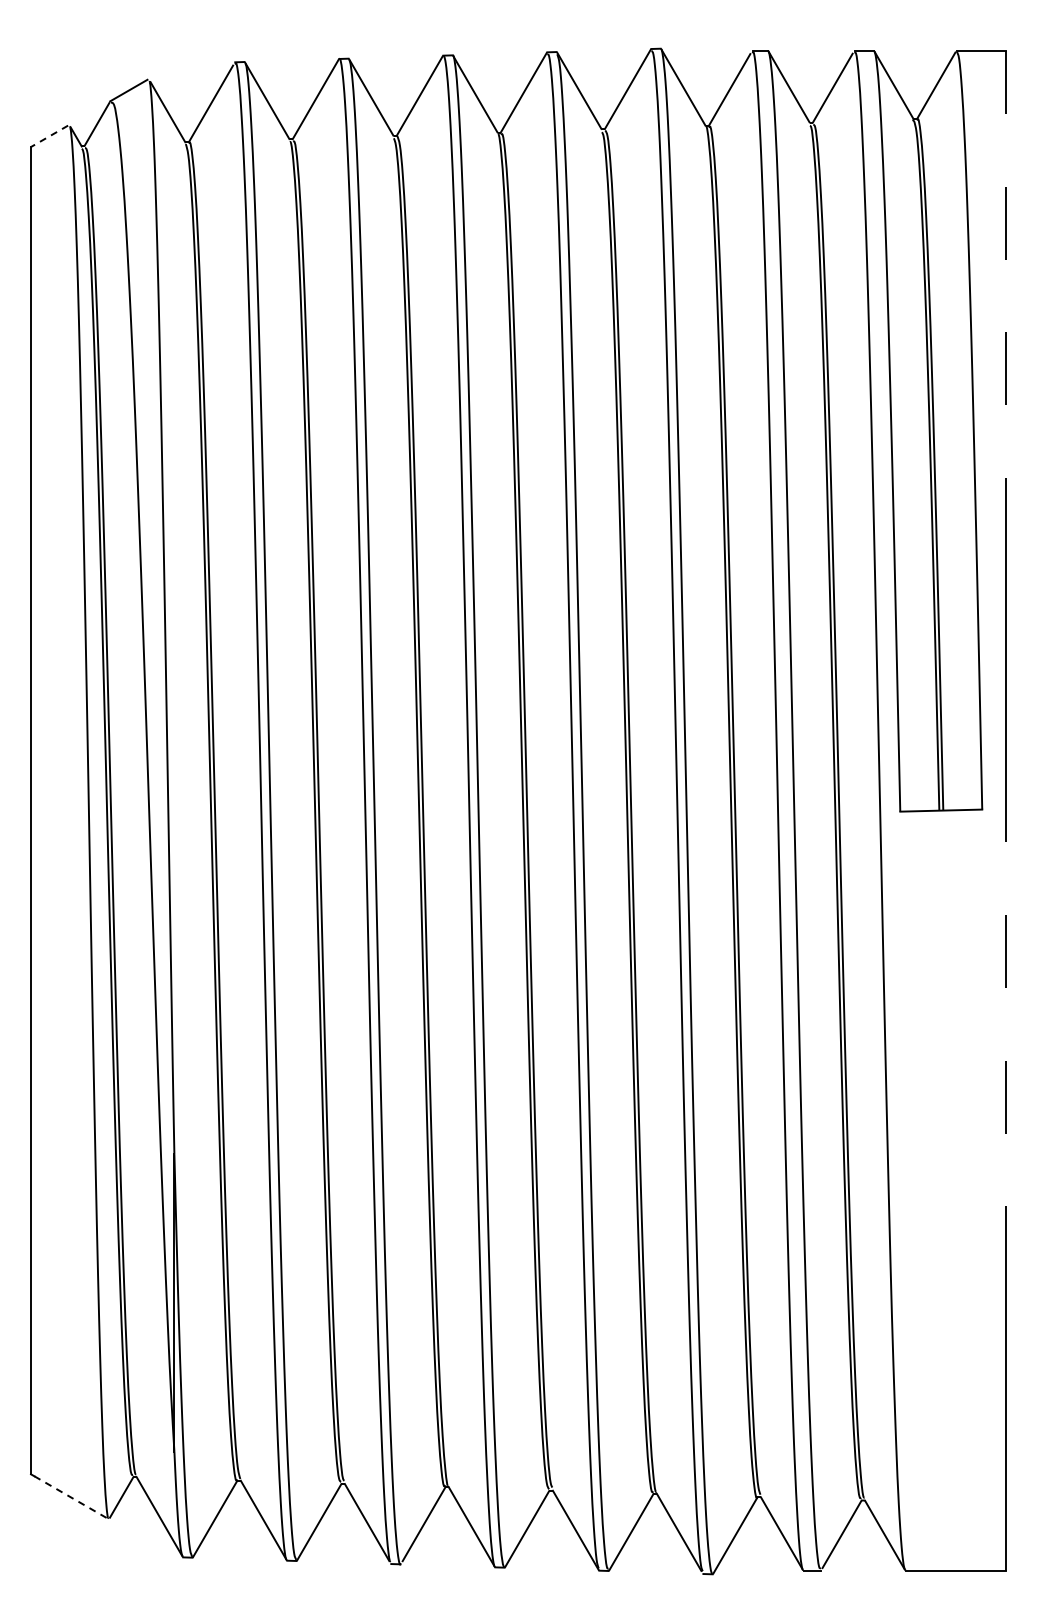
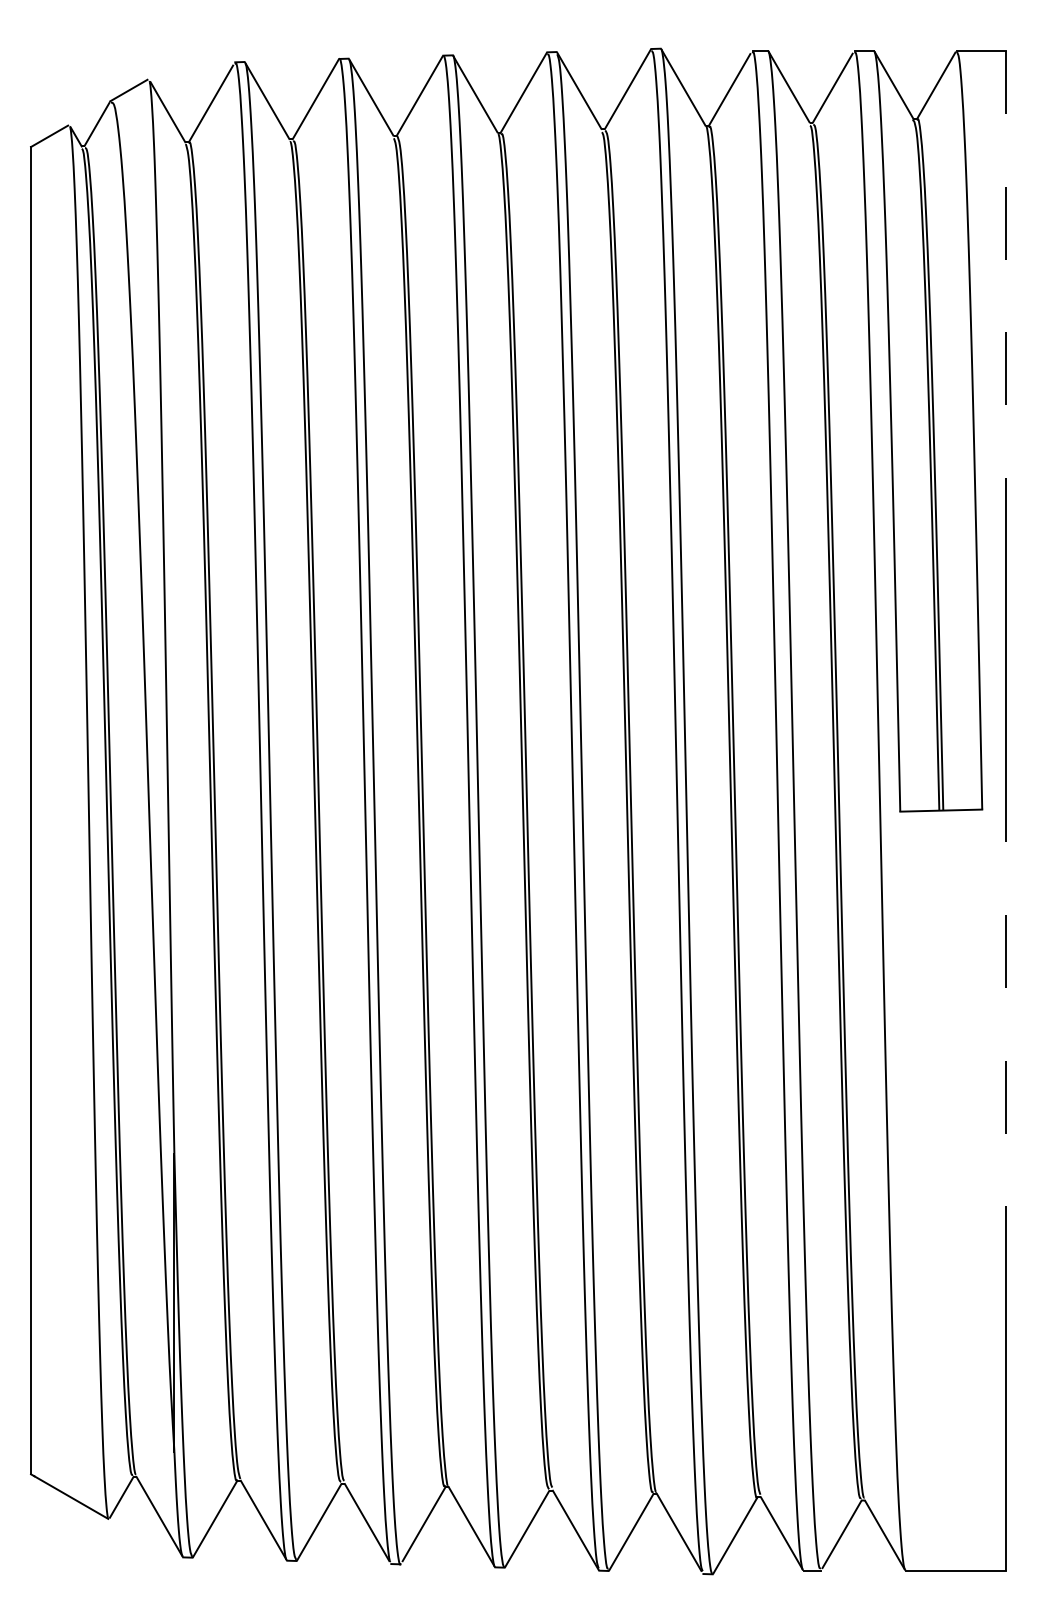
line: dashed -> solid (49, 136)
line: dashed -> solid (71, 1497)
